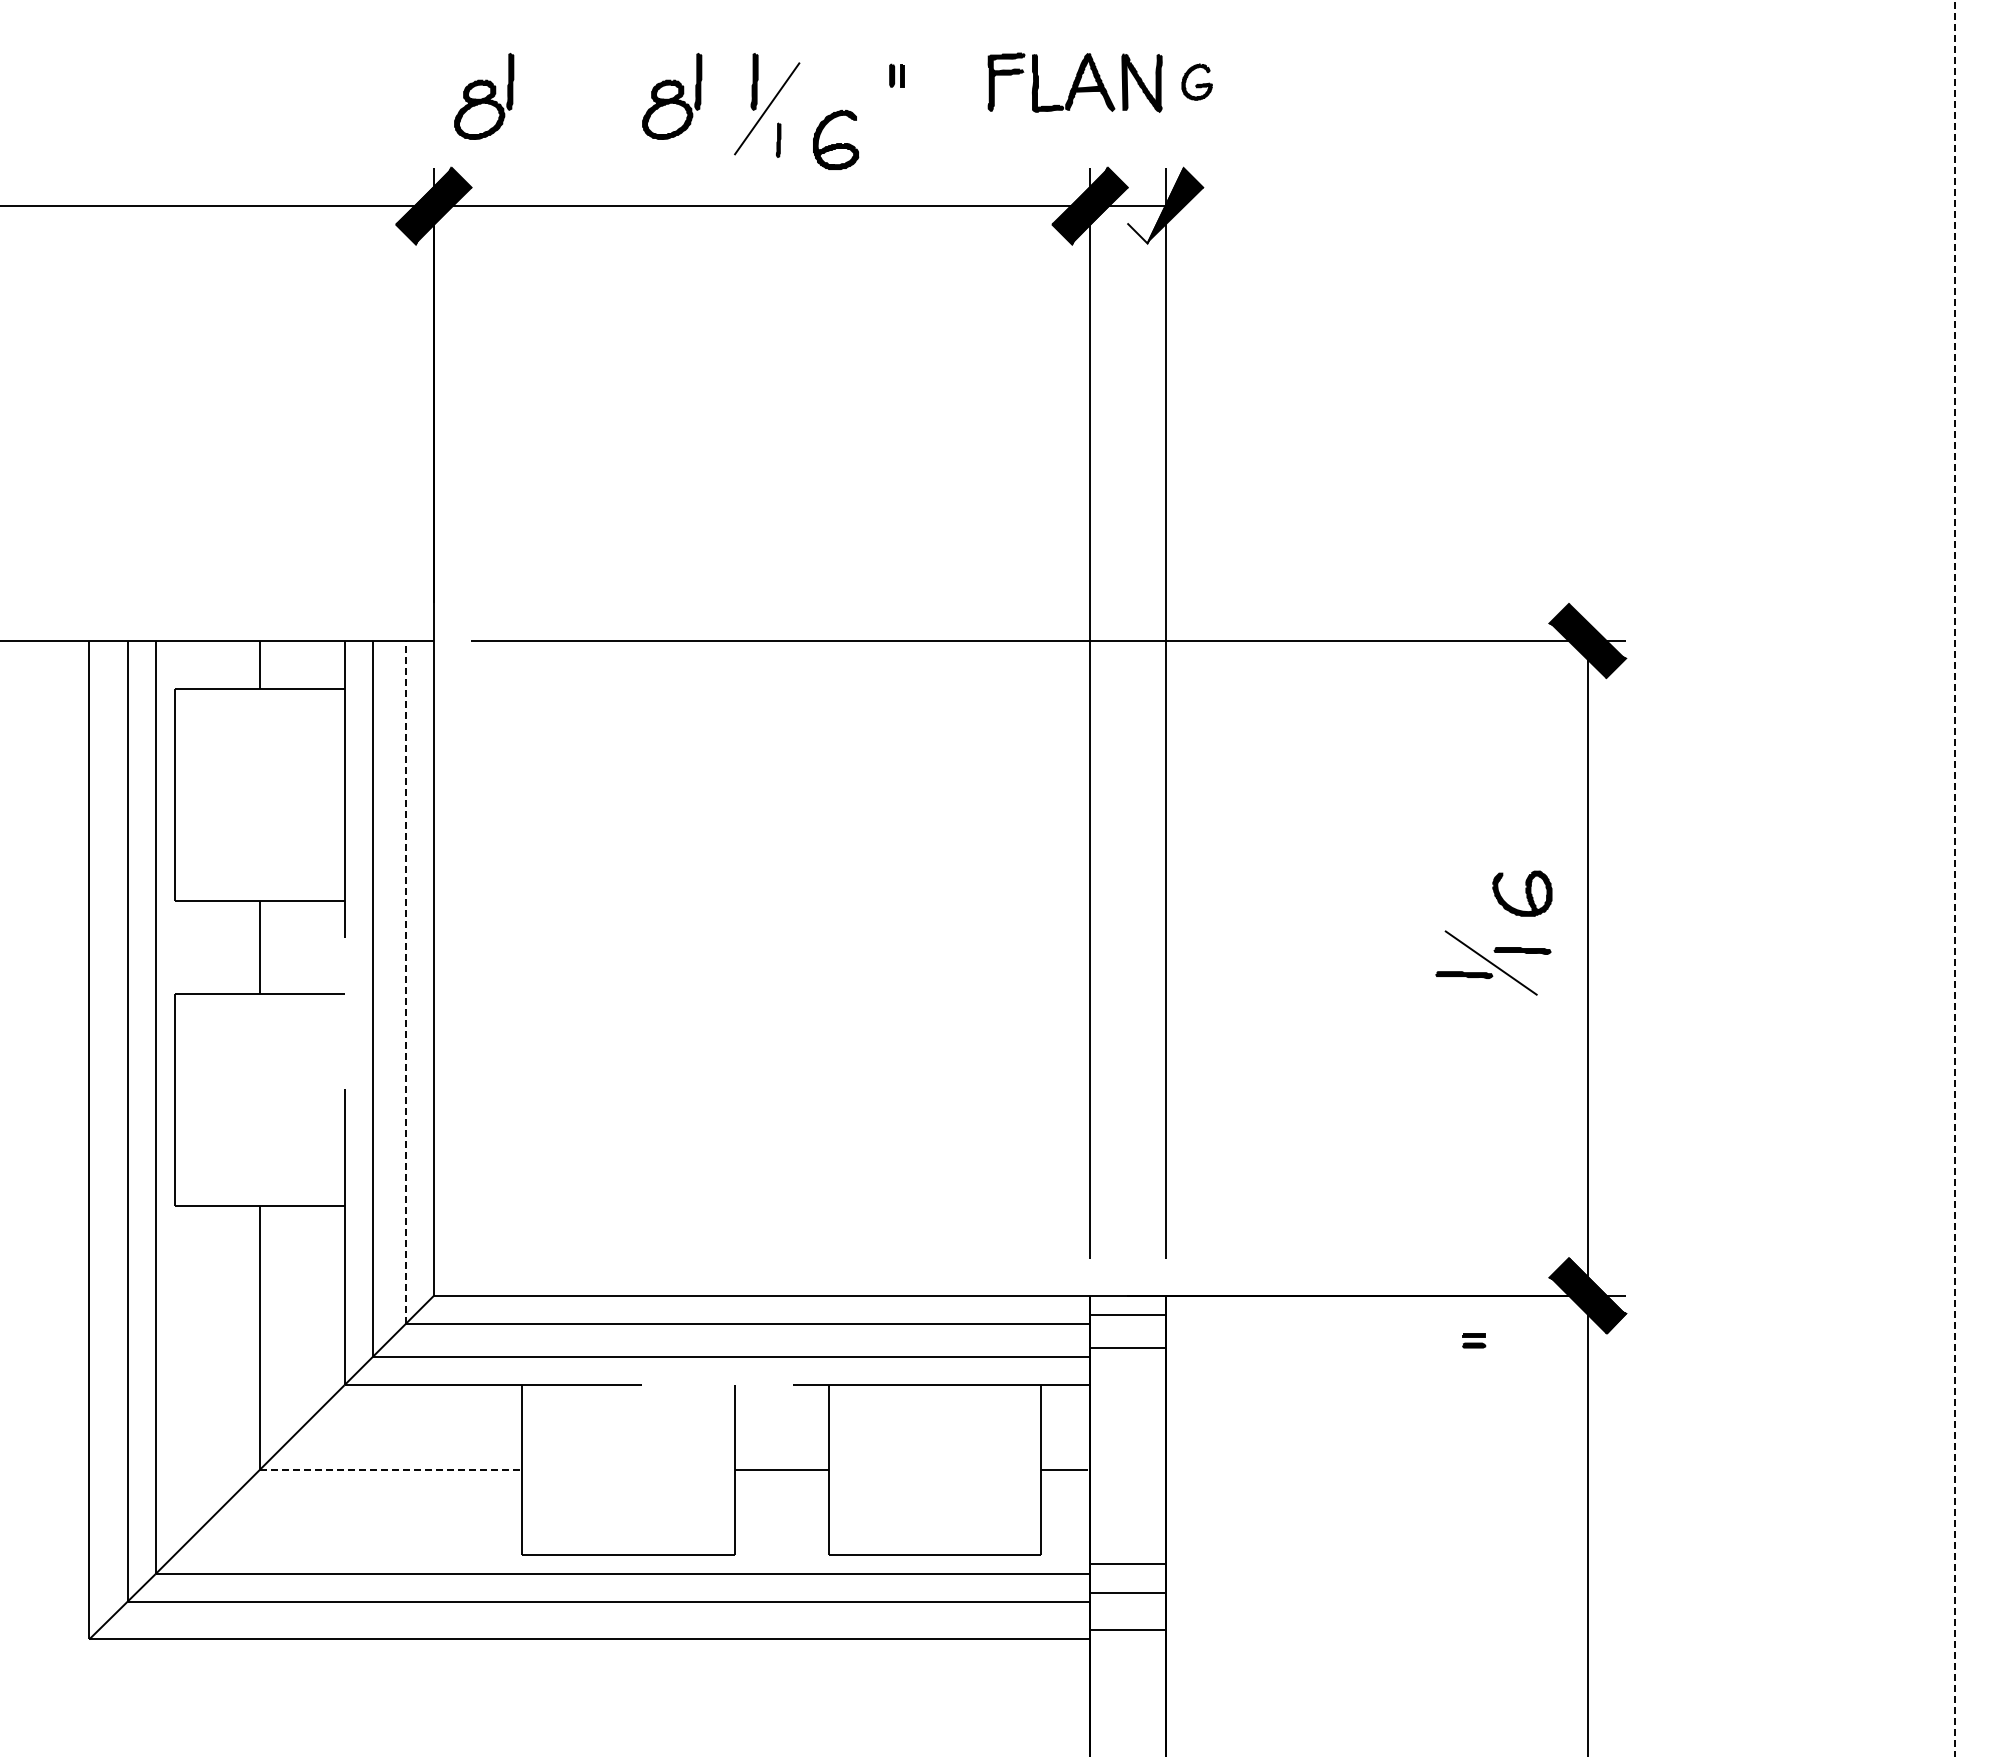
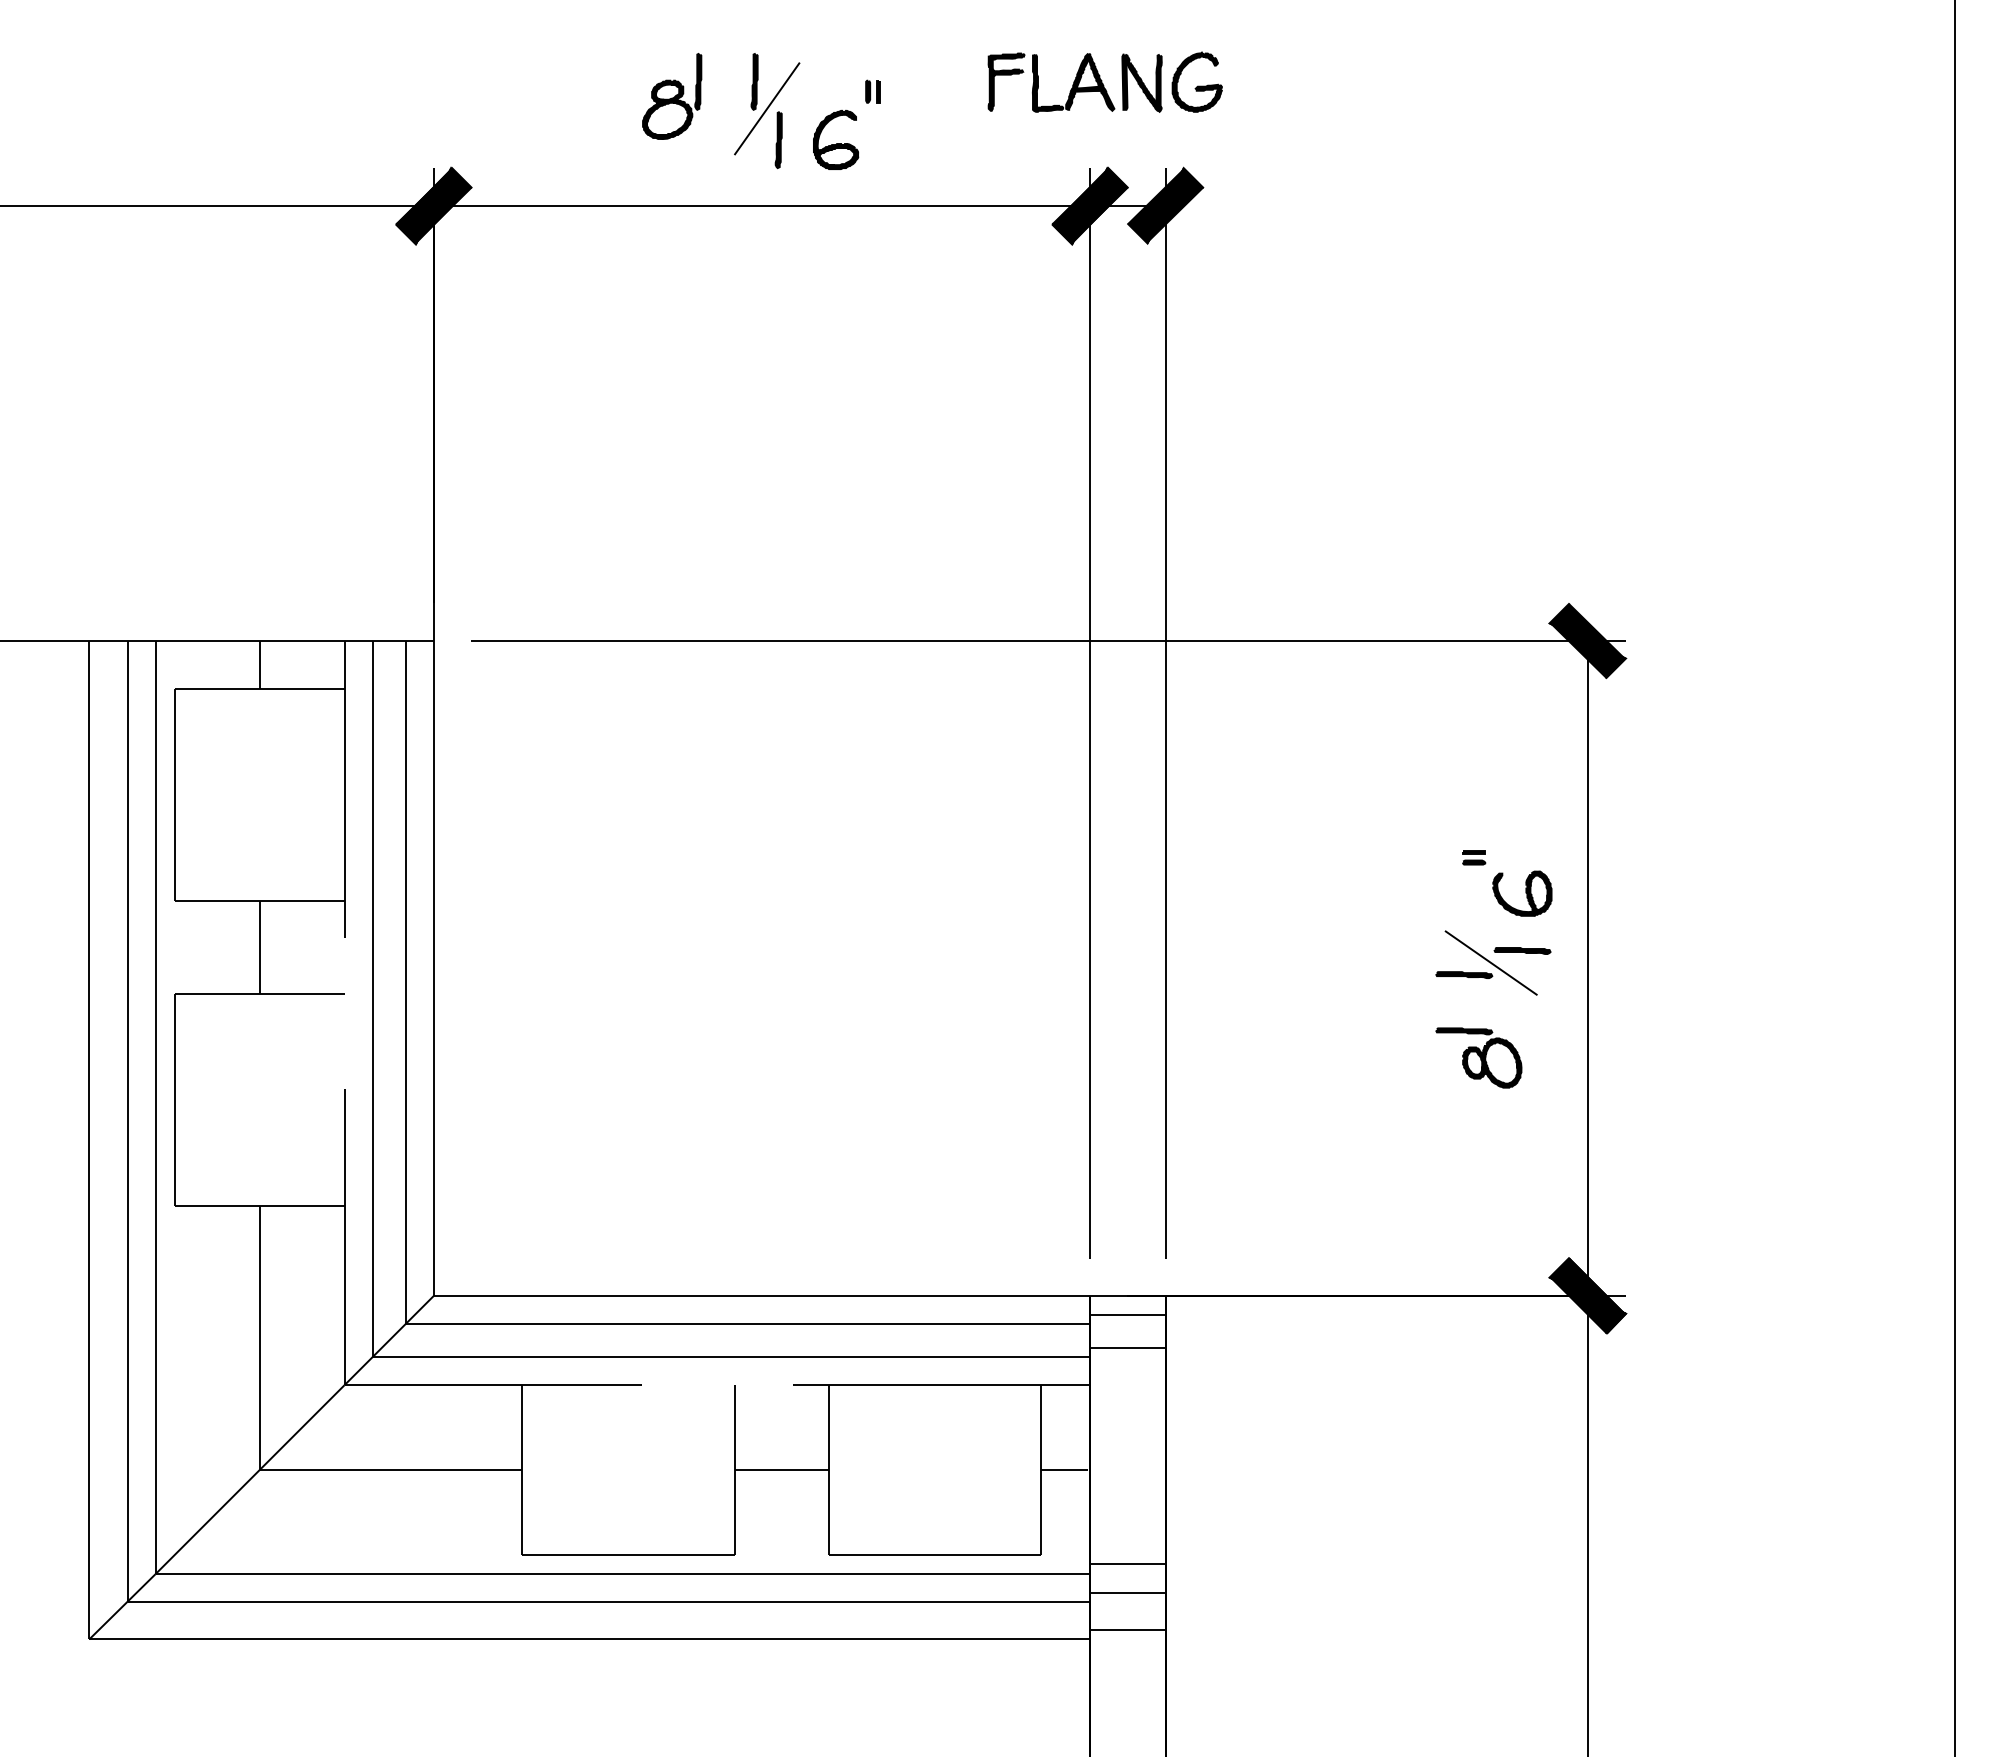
part position: (896, 75) -> (872, 91) (872, 91)
part size: 32x38 px -> 52x62 px (1196, 81)
part: present -> none (484, 96)
part size: 6x36 px -> 9x59 px (778, 140)
fill: none -> present (1155, 205)
line: dashed -> solid (1954, 877)
line: dashed -> solid (405, 982)
part: none -> present (1478, 1057)
part position: (1474, 1340) -> (1474, 857) (1474, 857)
line: dashed -> solid (391, 1469)
